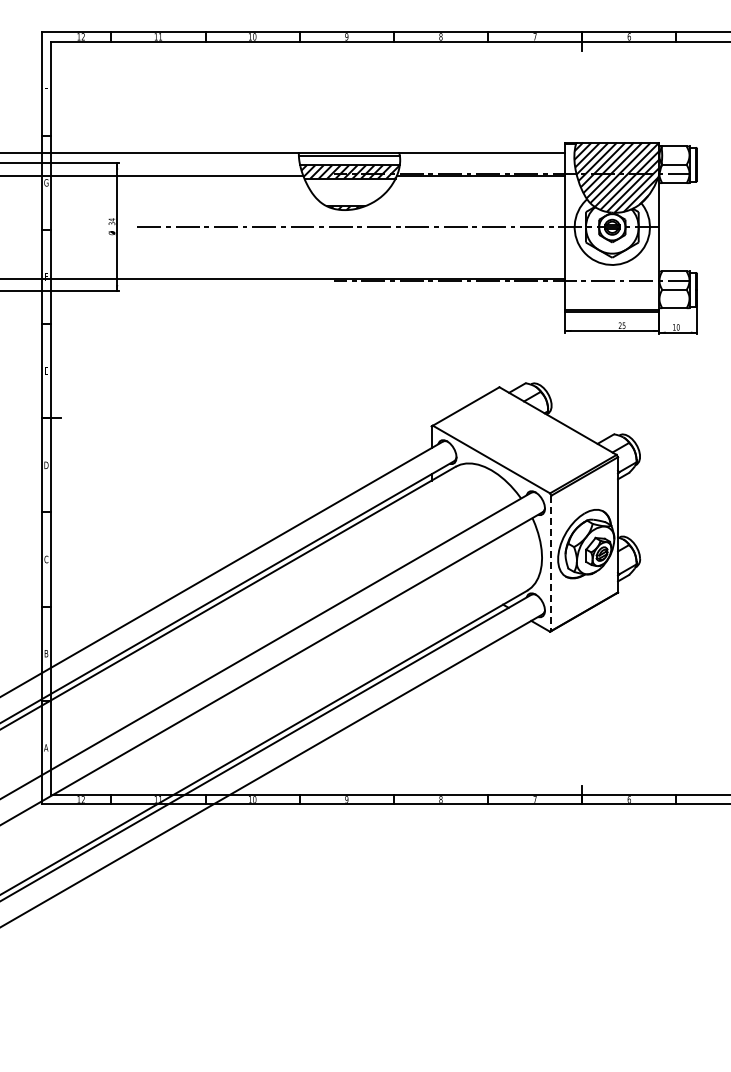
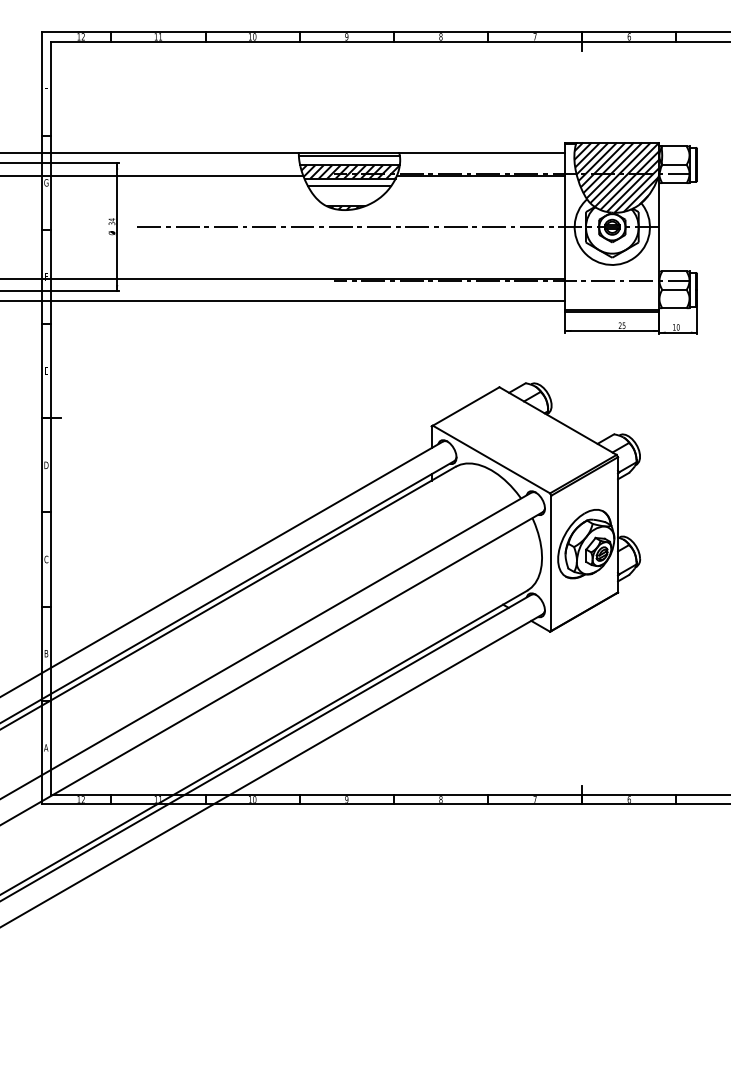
line: none -> present (349, 185)
line: none -> present (283, 301)
line: dashed -> solid (551, 563)
